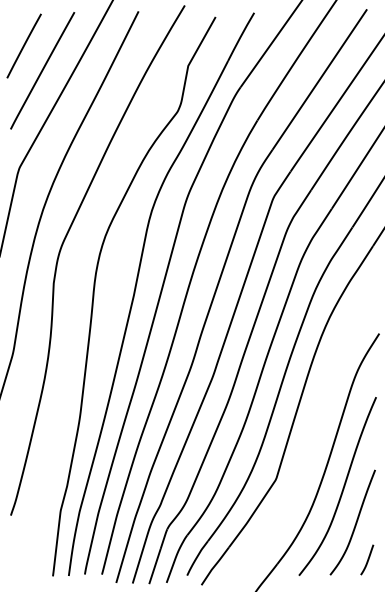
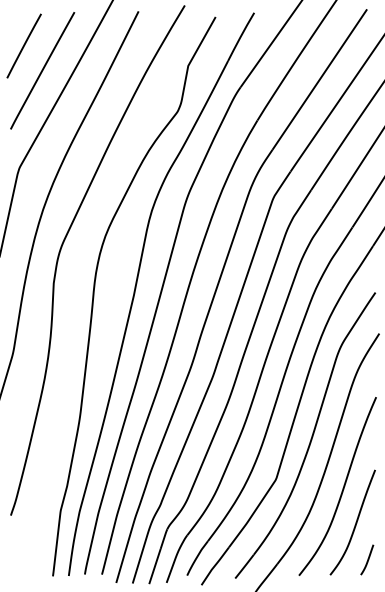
part: none -> present (305, 435)
